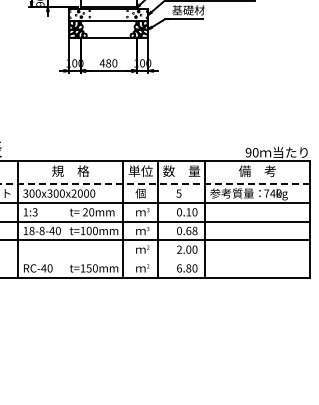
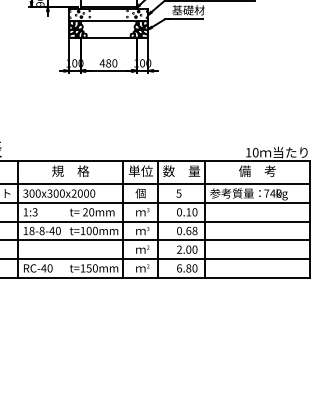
text: 90 -> 10 (248, 152)
line: dashed -> solid (155, 184)
line: none -> present (156, 259)
